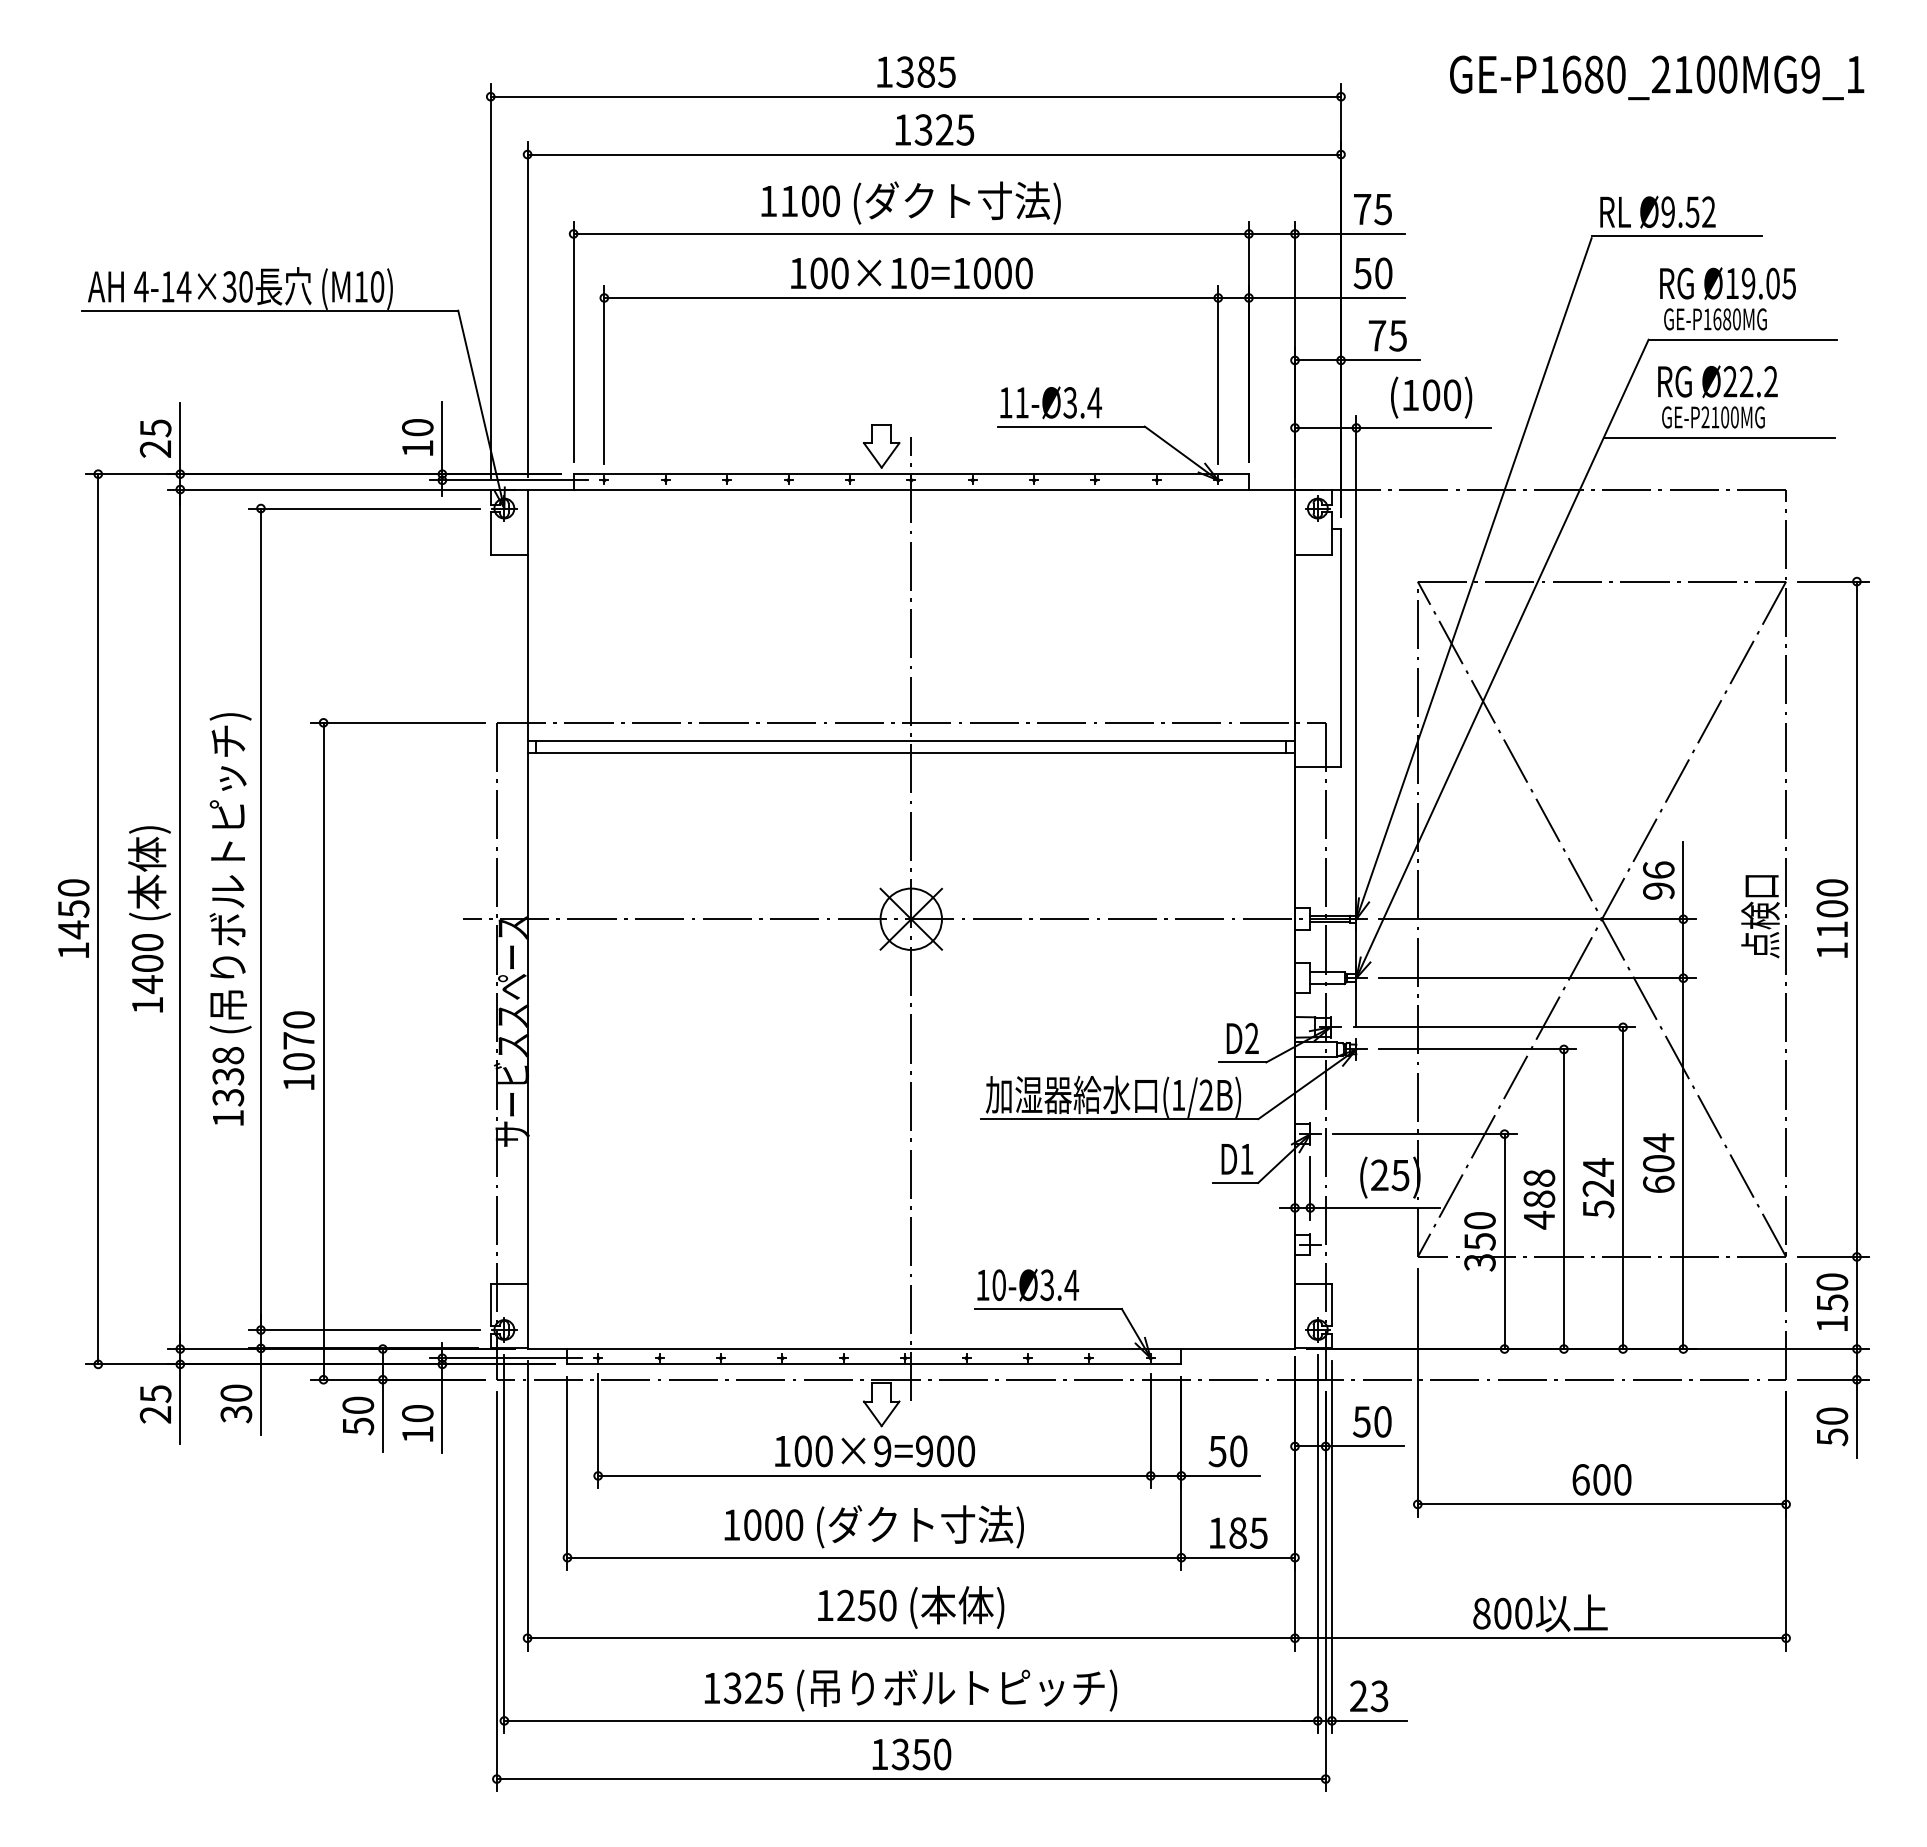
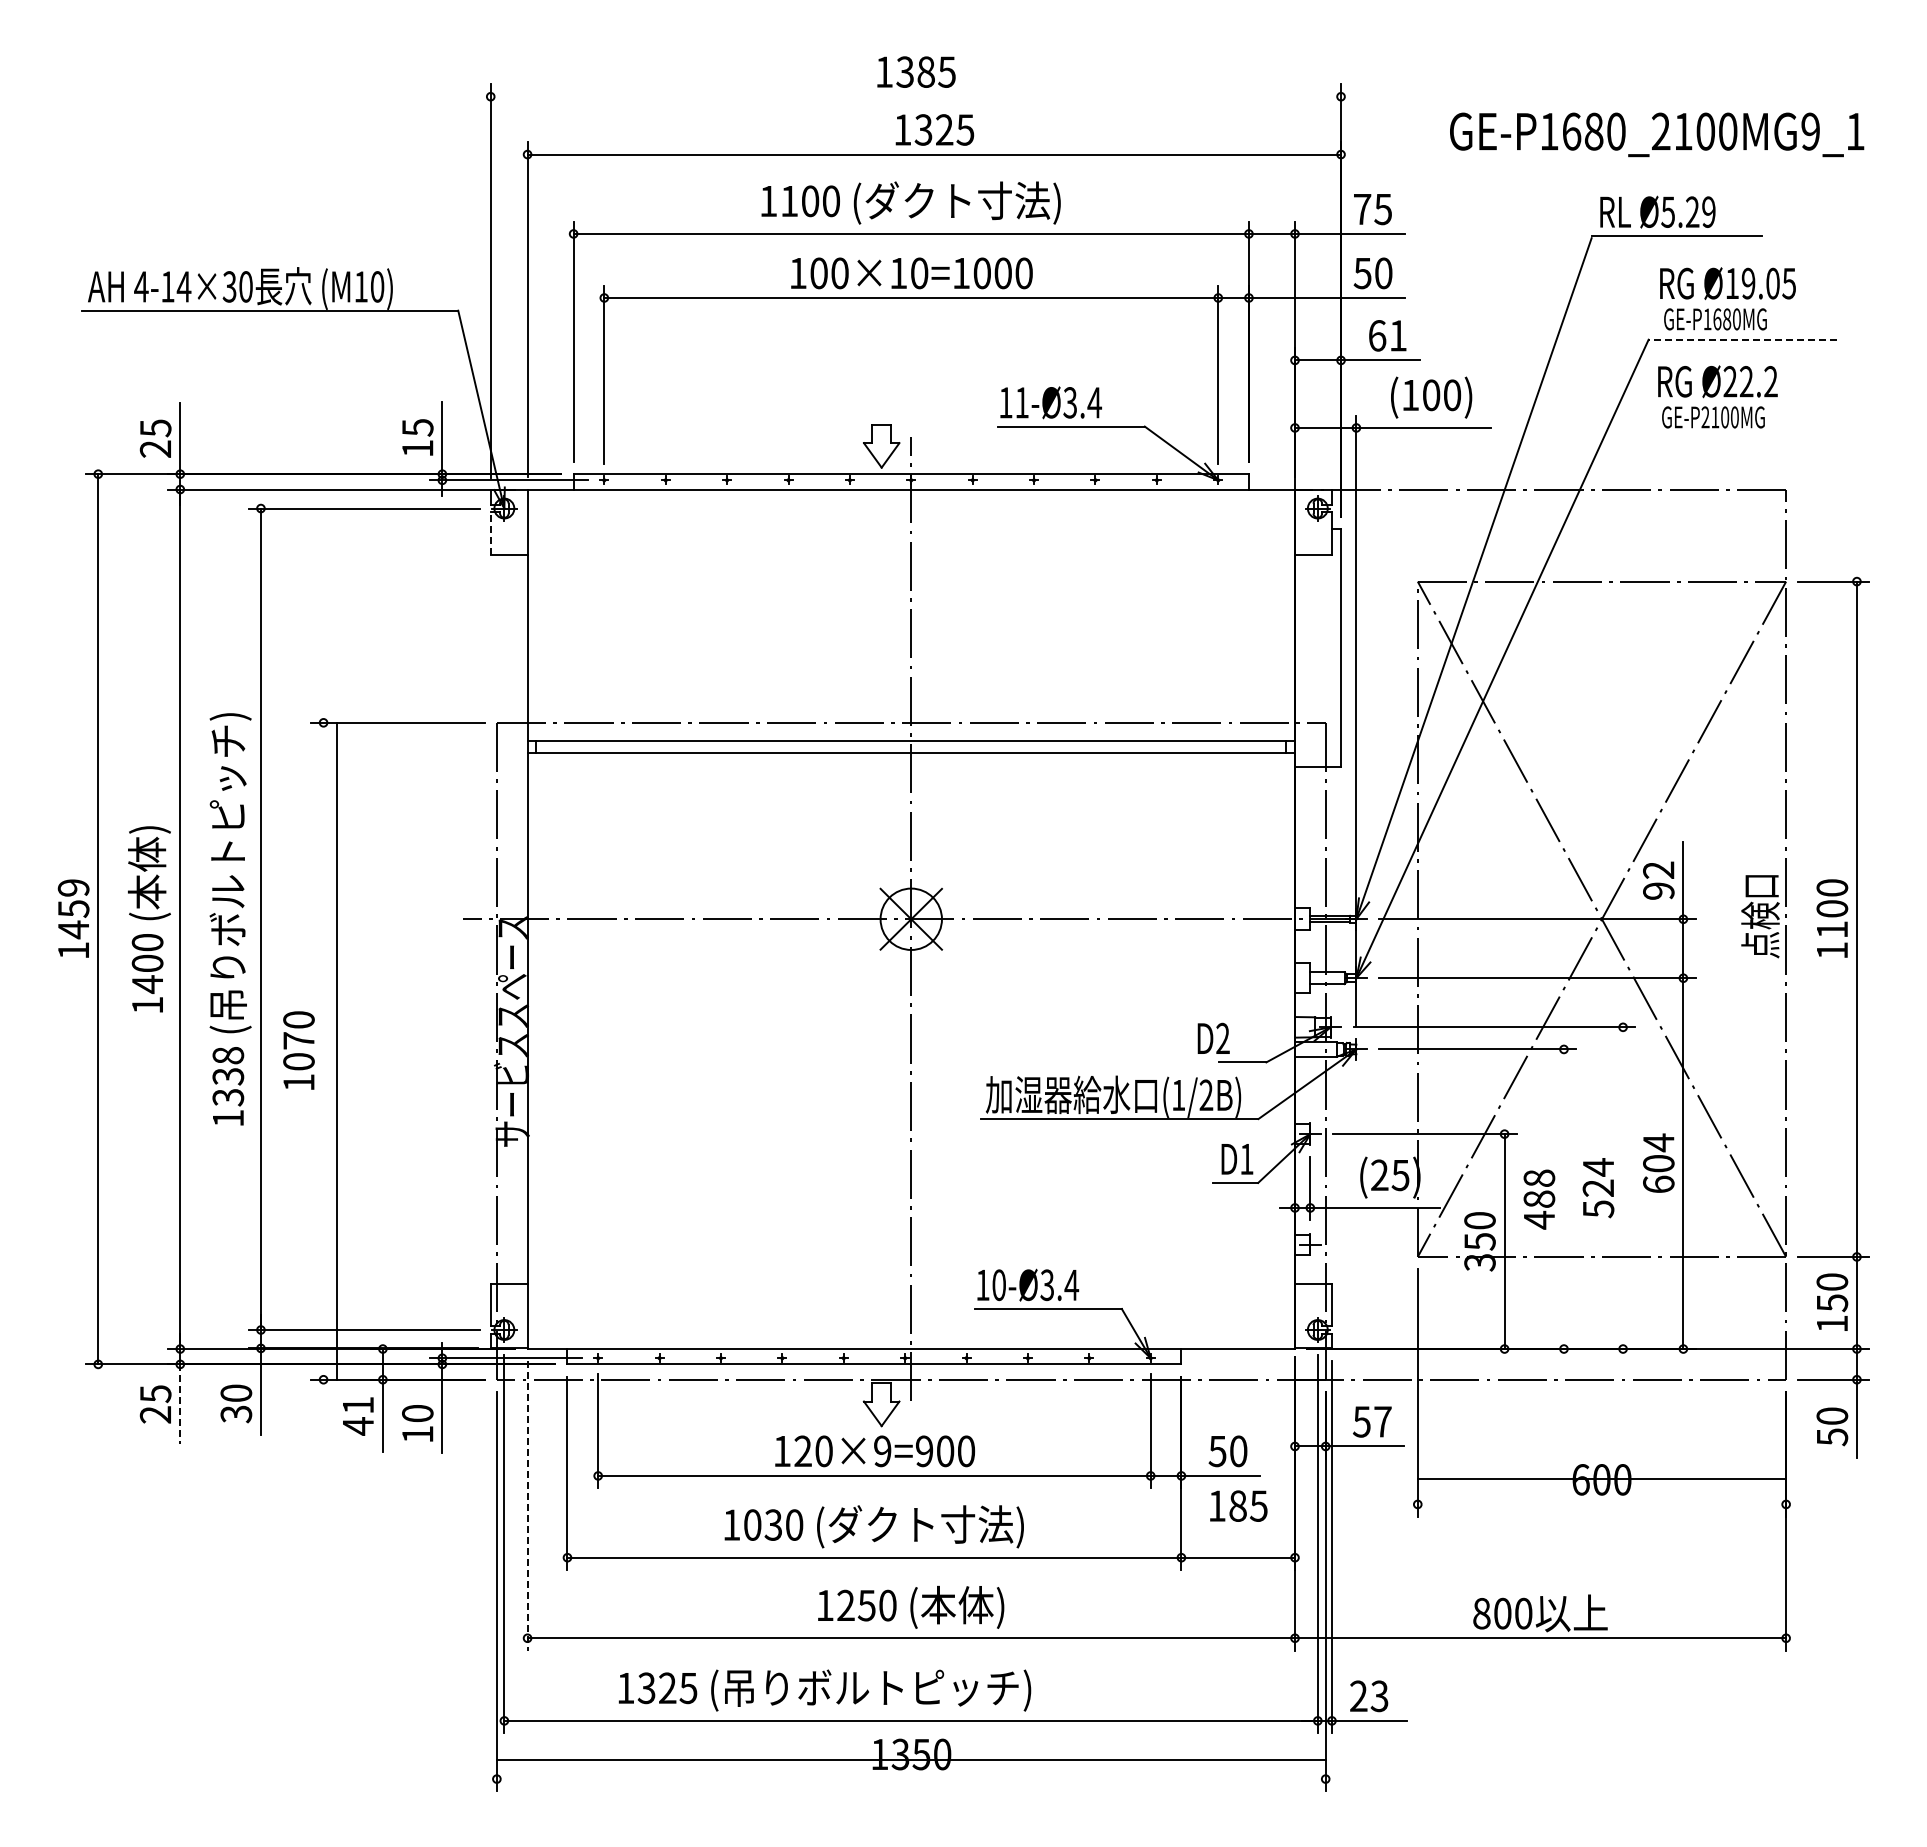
text position: (1657, 77) -> (1657, 134) (1657, 134)
line: present -> none (915, 96)
text: Ø9.52 -> Ø5.29 (1688, 211)
text: 75 -> 61 (1387, 335)
line: solid -> dashed (1742, 339)
text: 10 -> 15 (417, 427)
line: present -> none (1719, 437)
line: solid -> dashed (490, 532)
text: 96 -> 92 (1658, 869)
text: 1450 -> 1459 (73, 887)
text position: (1242, 1037) -> (1213, 1037) (1213, 1037)
line position: (323, 1050) -> (336, 1050) (336, 1050)
line: present -> none (1623, 1188)
line: present -> none (1563, 1199)
line: solid -> dashed (180, 1404)
text: 50 -> 41 (358, 1415)
text: 50 -> 57 (1382, 1421)
text: 100×9=900 -> 120×9=900 (802, 1451)
line position: (1601, 1504) -> (1601, 1479) (1601, 1479)
line: solid -> dashed (527, 1505)
text: 1000 -> 1030 (773, 1524)
text position: (1238, 1532) -> (1238, 1505) (1238, 1505)
text position: (910, 1690) -> (824, 1690) (824, 1690)
line position: (910, 1779) -> (910, 1760) (910, 1760)
